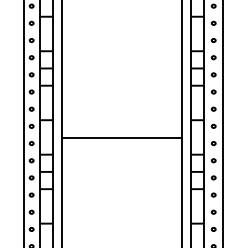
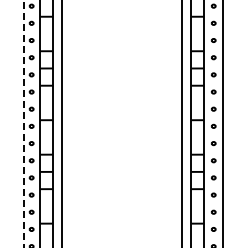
line: solid -> dashed (24, 124)
line: present -> none (121, 137)
